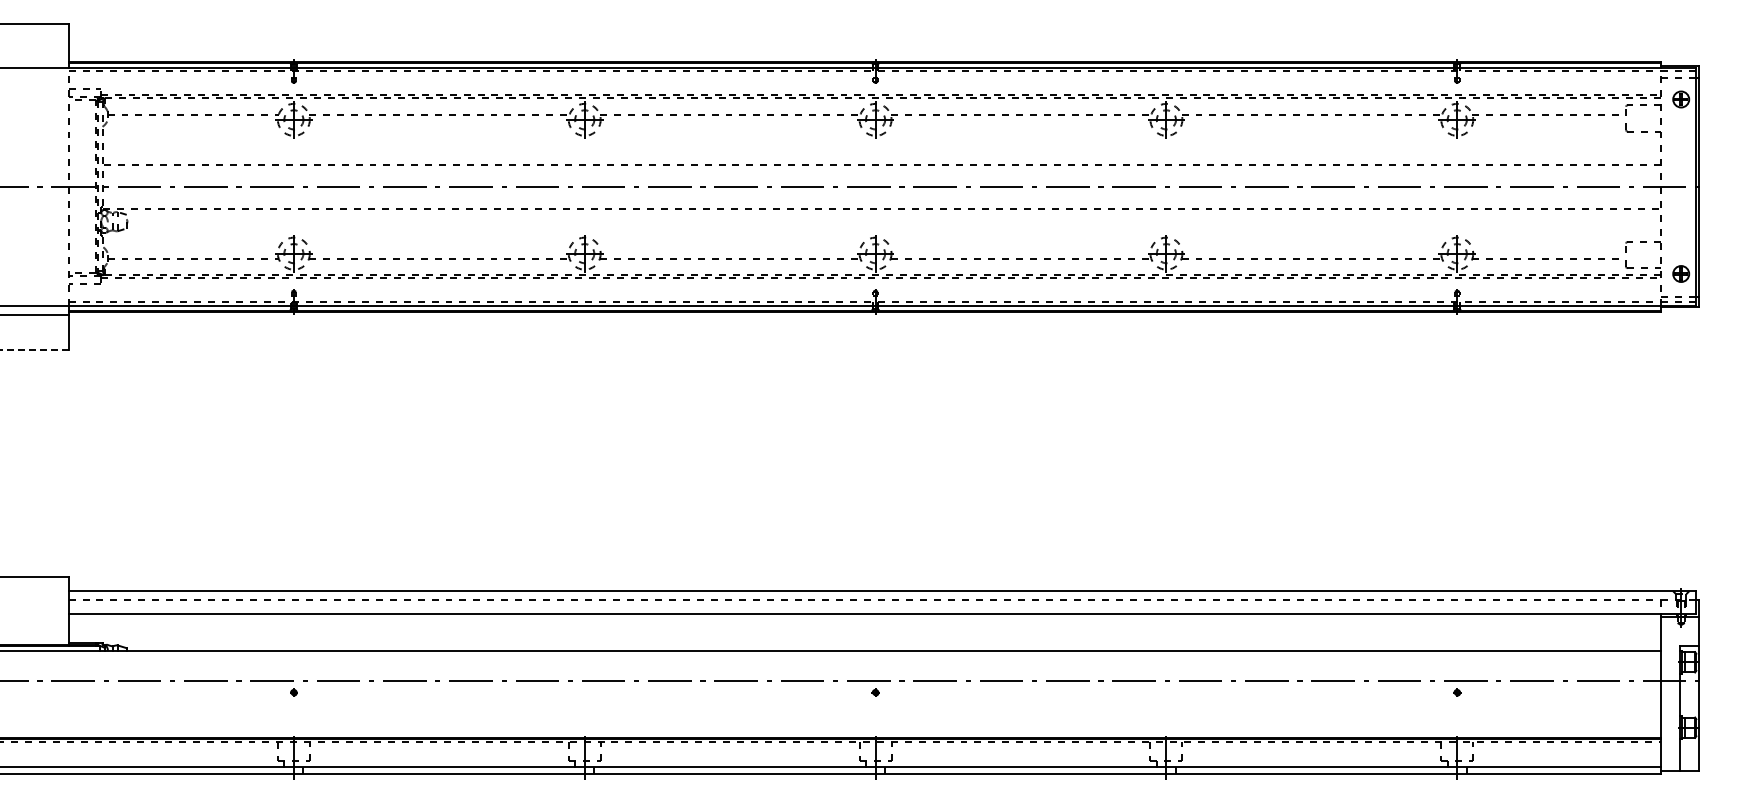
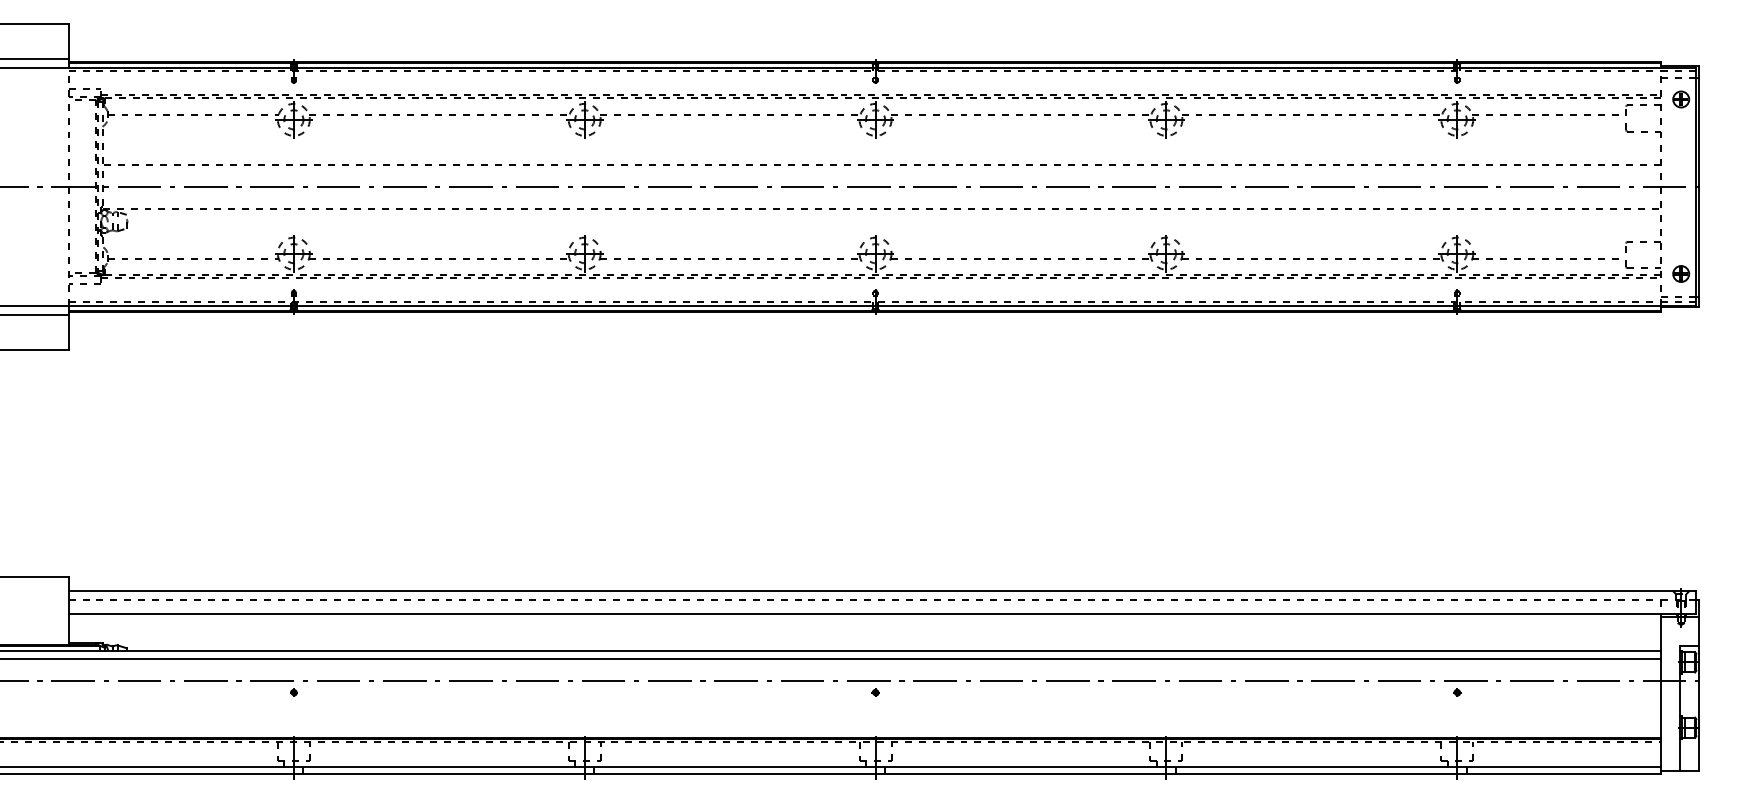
line: none -> present (35, 58)
line: dashed -> solid (34, 349)
line: none -> present (831, 658)
